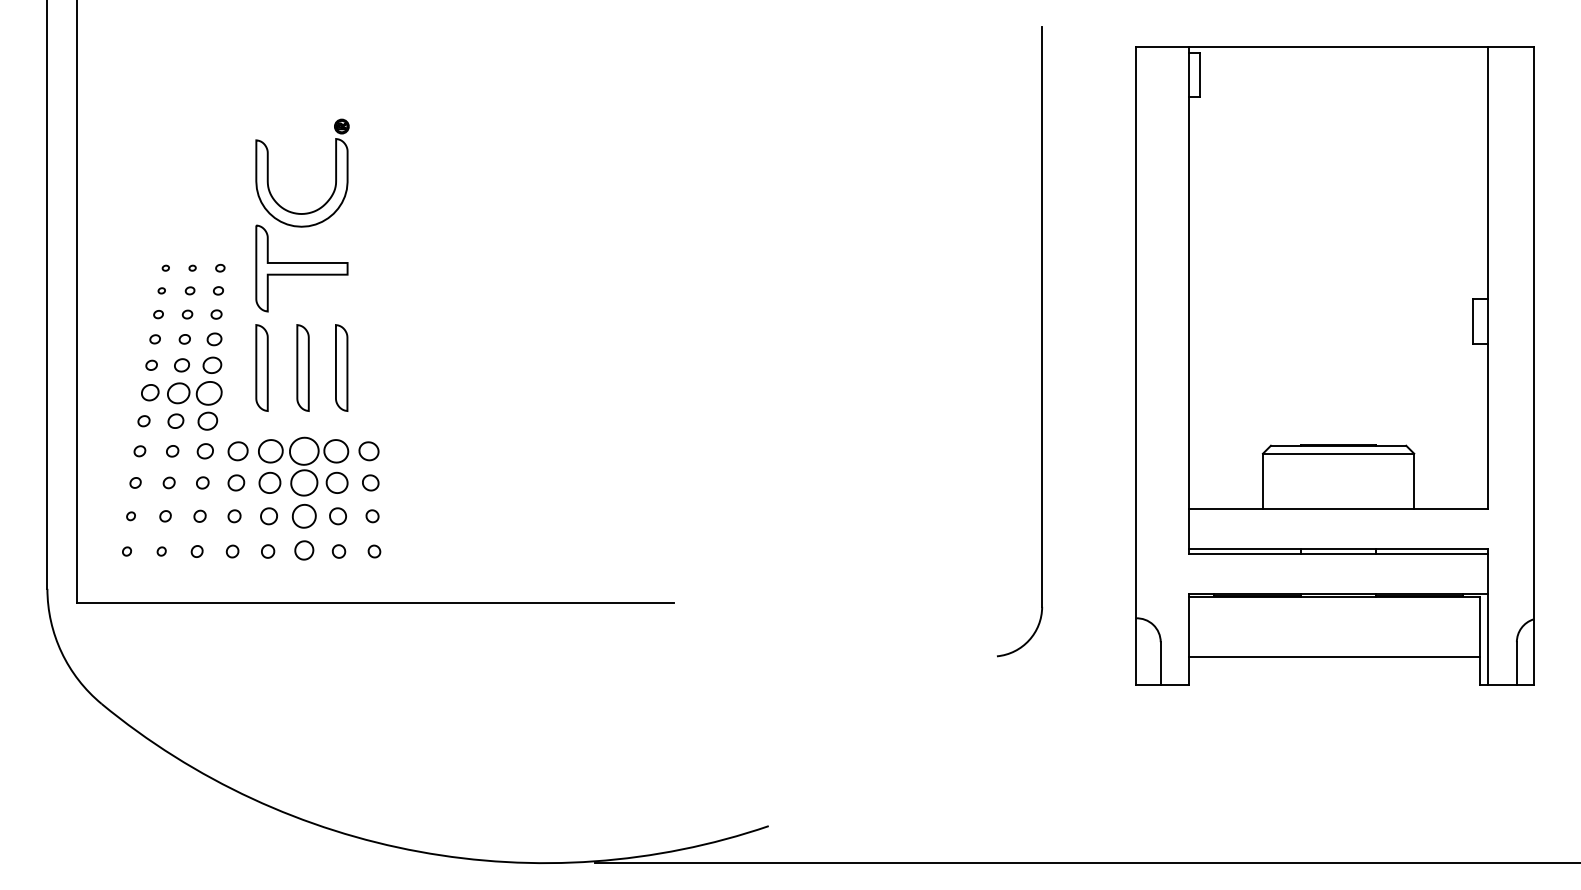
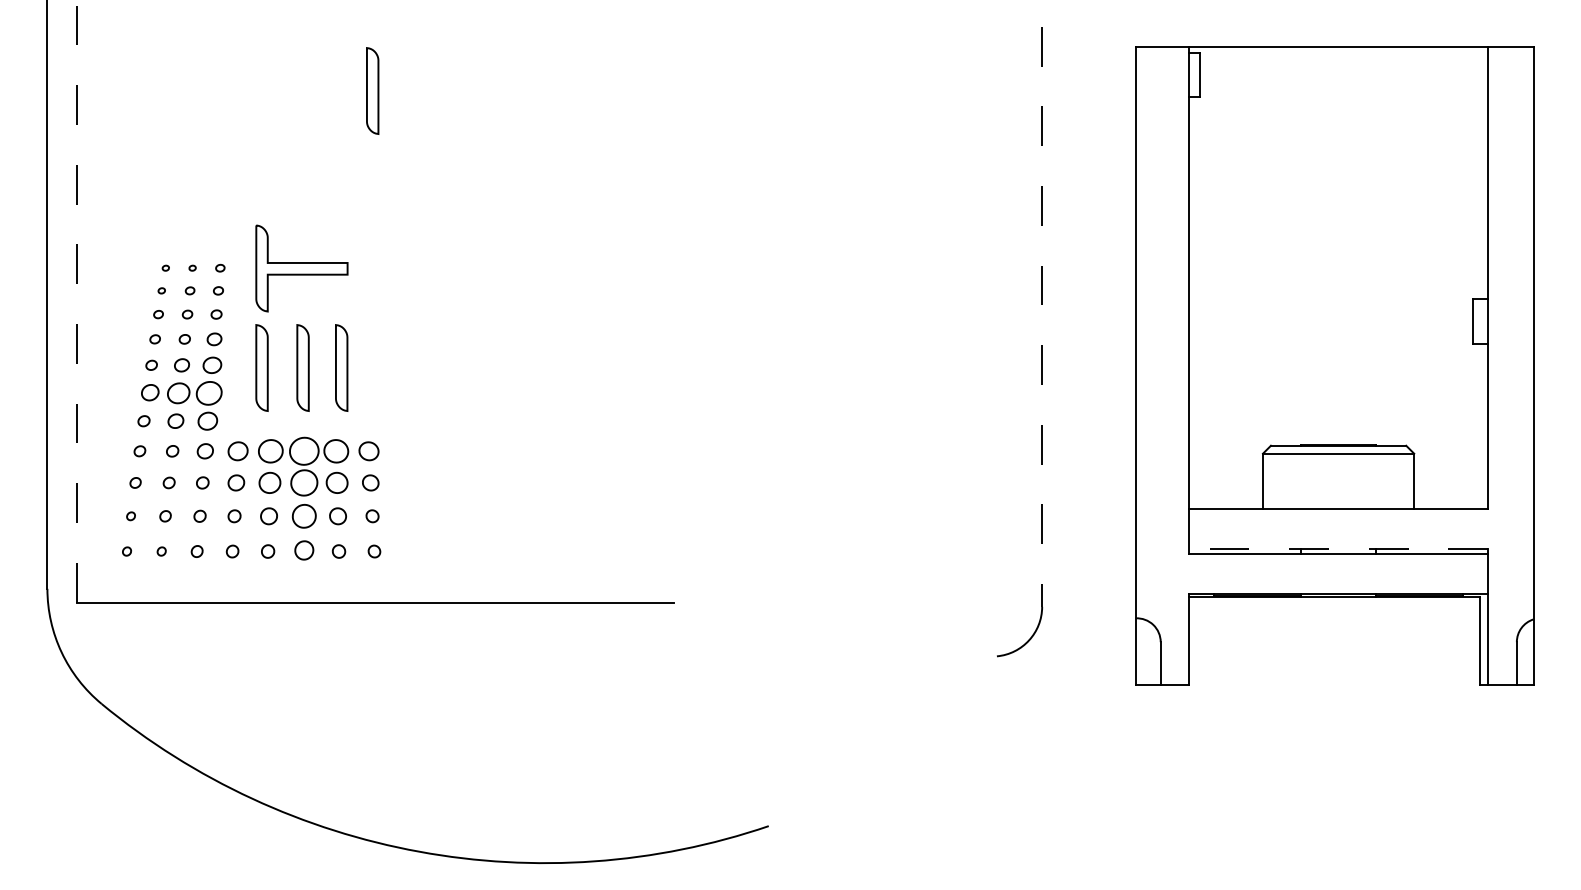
part: none -> present (372, 90)
part: present -> none (335, 172)
line: solid -> dashed (77, 301)
line: solid -> dashed (1042, 316)
line: solid -> dashed (1338, 549)
line: present -> none (1334, 657)
line: present -> none (1085, 863)
